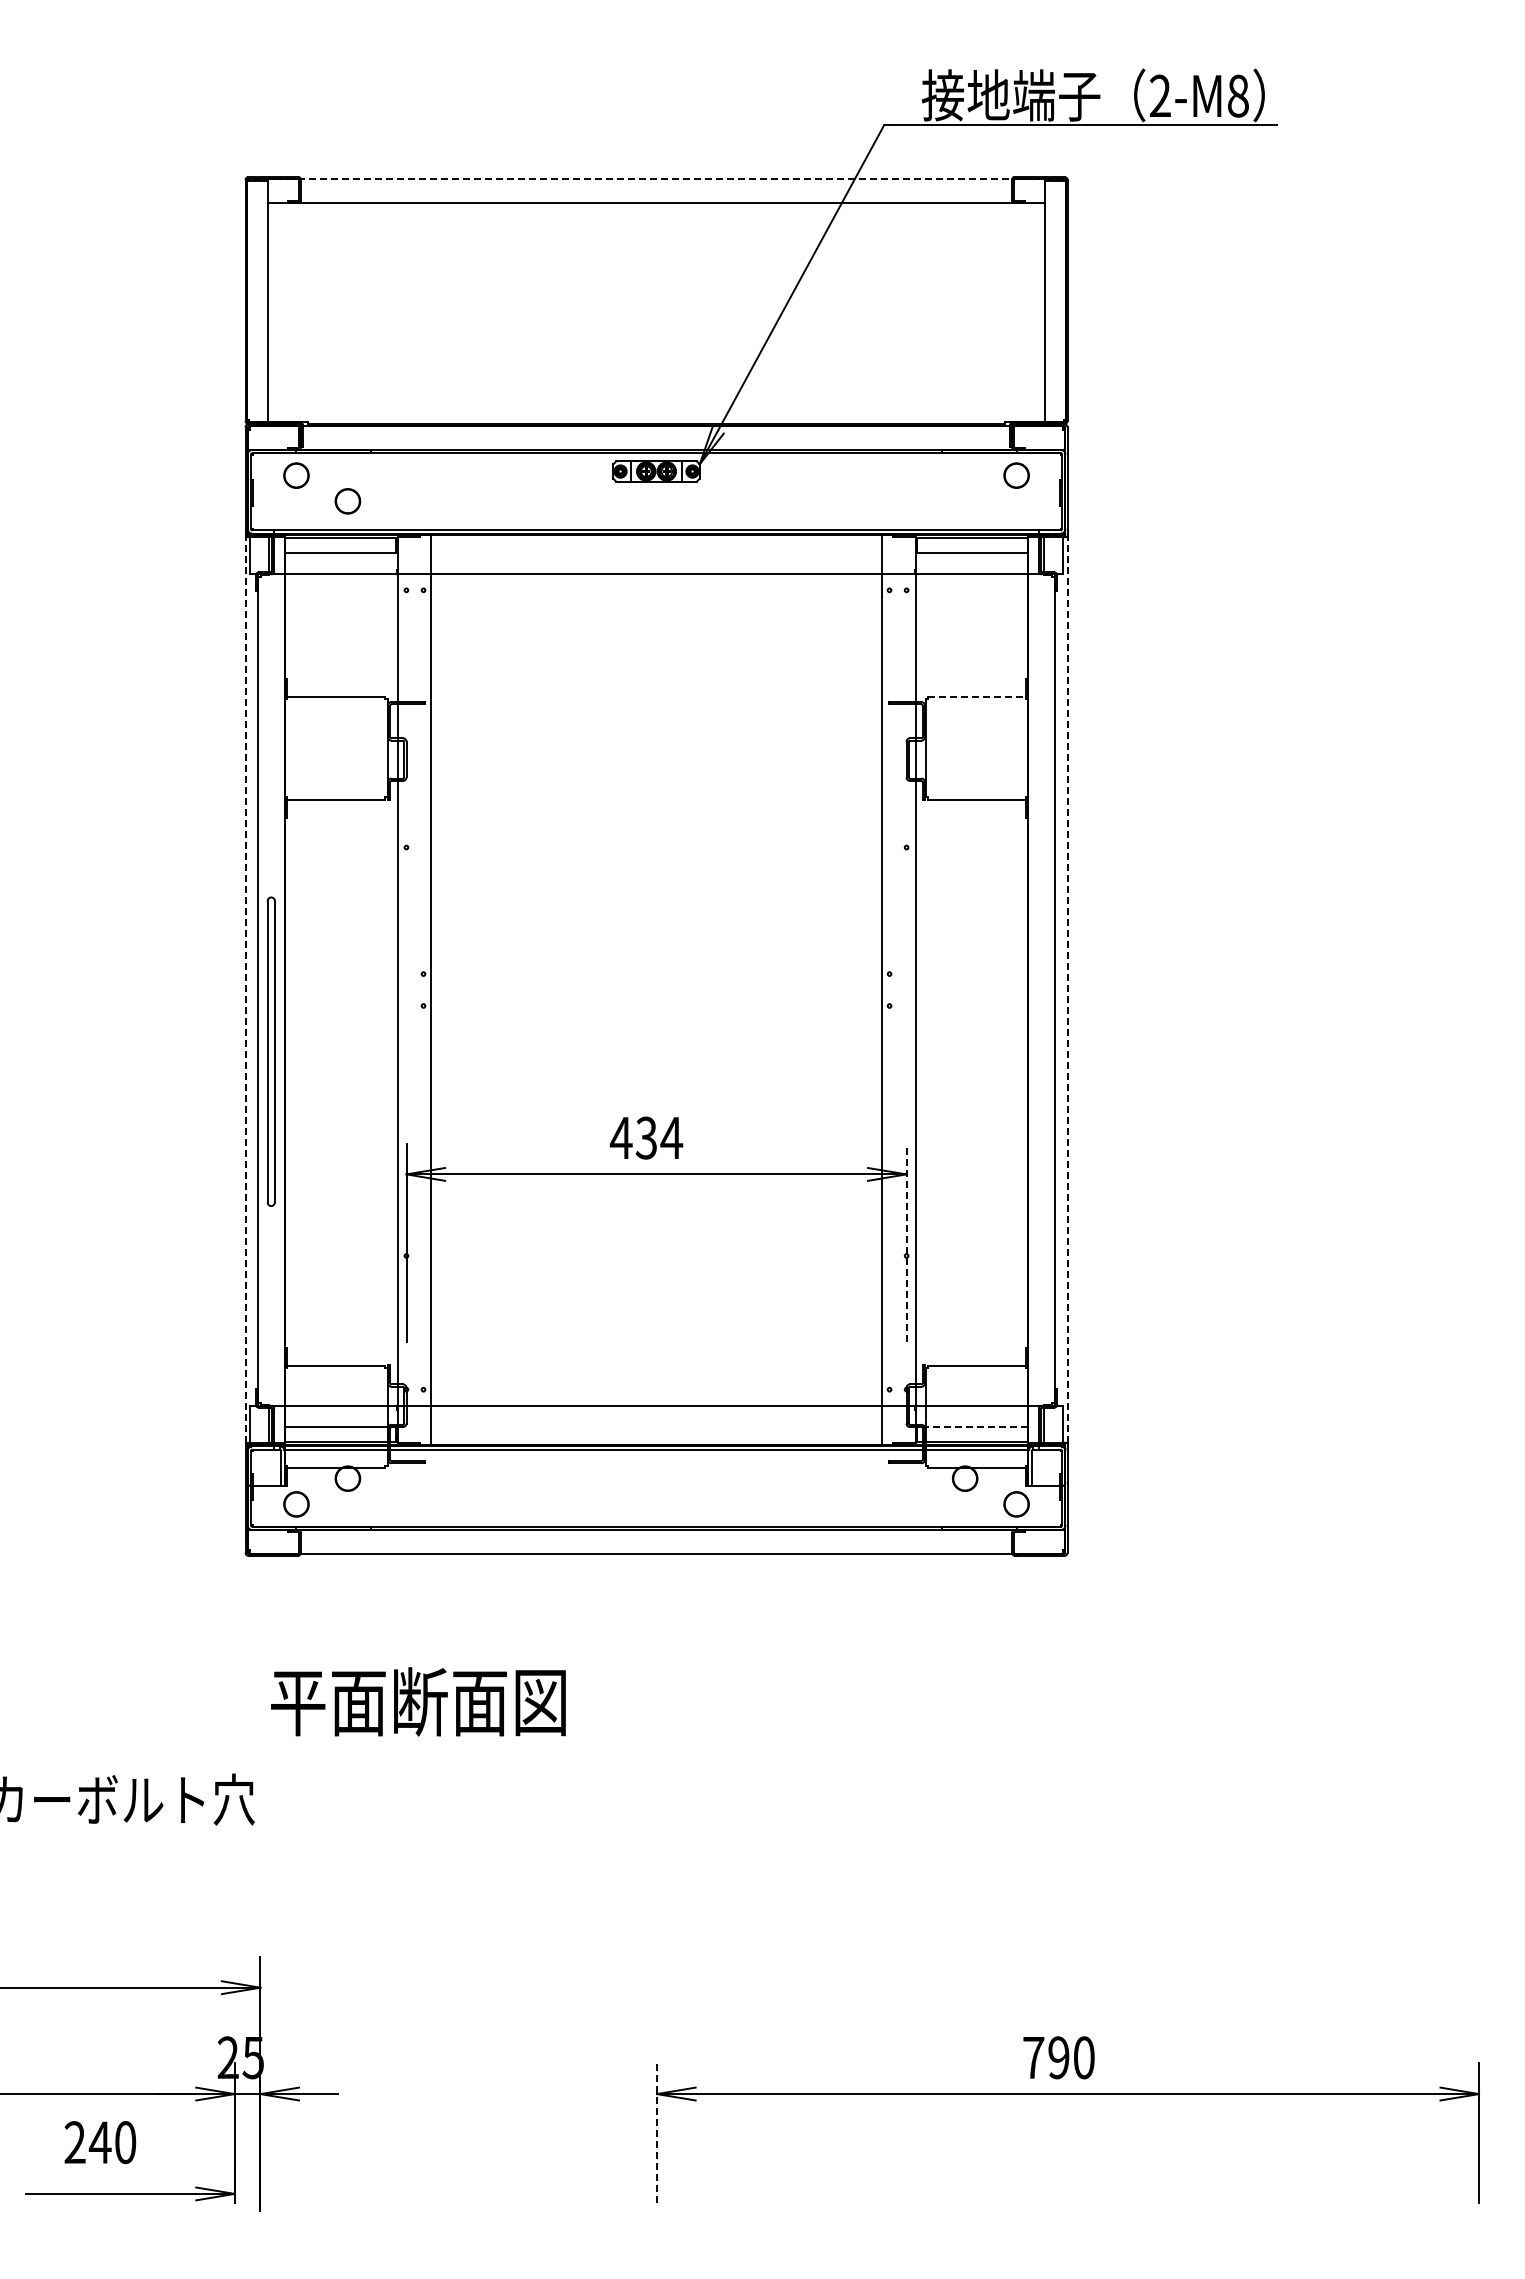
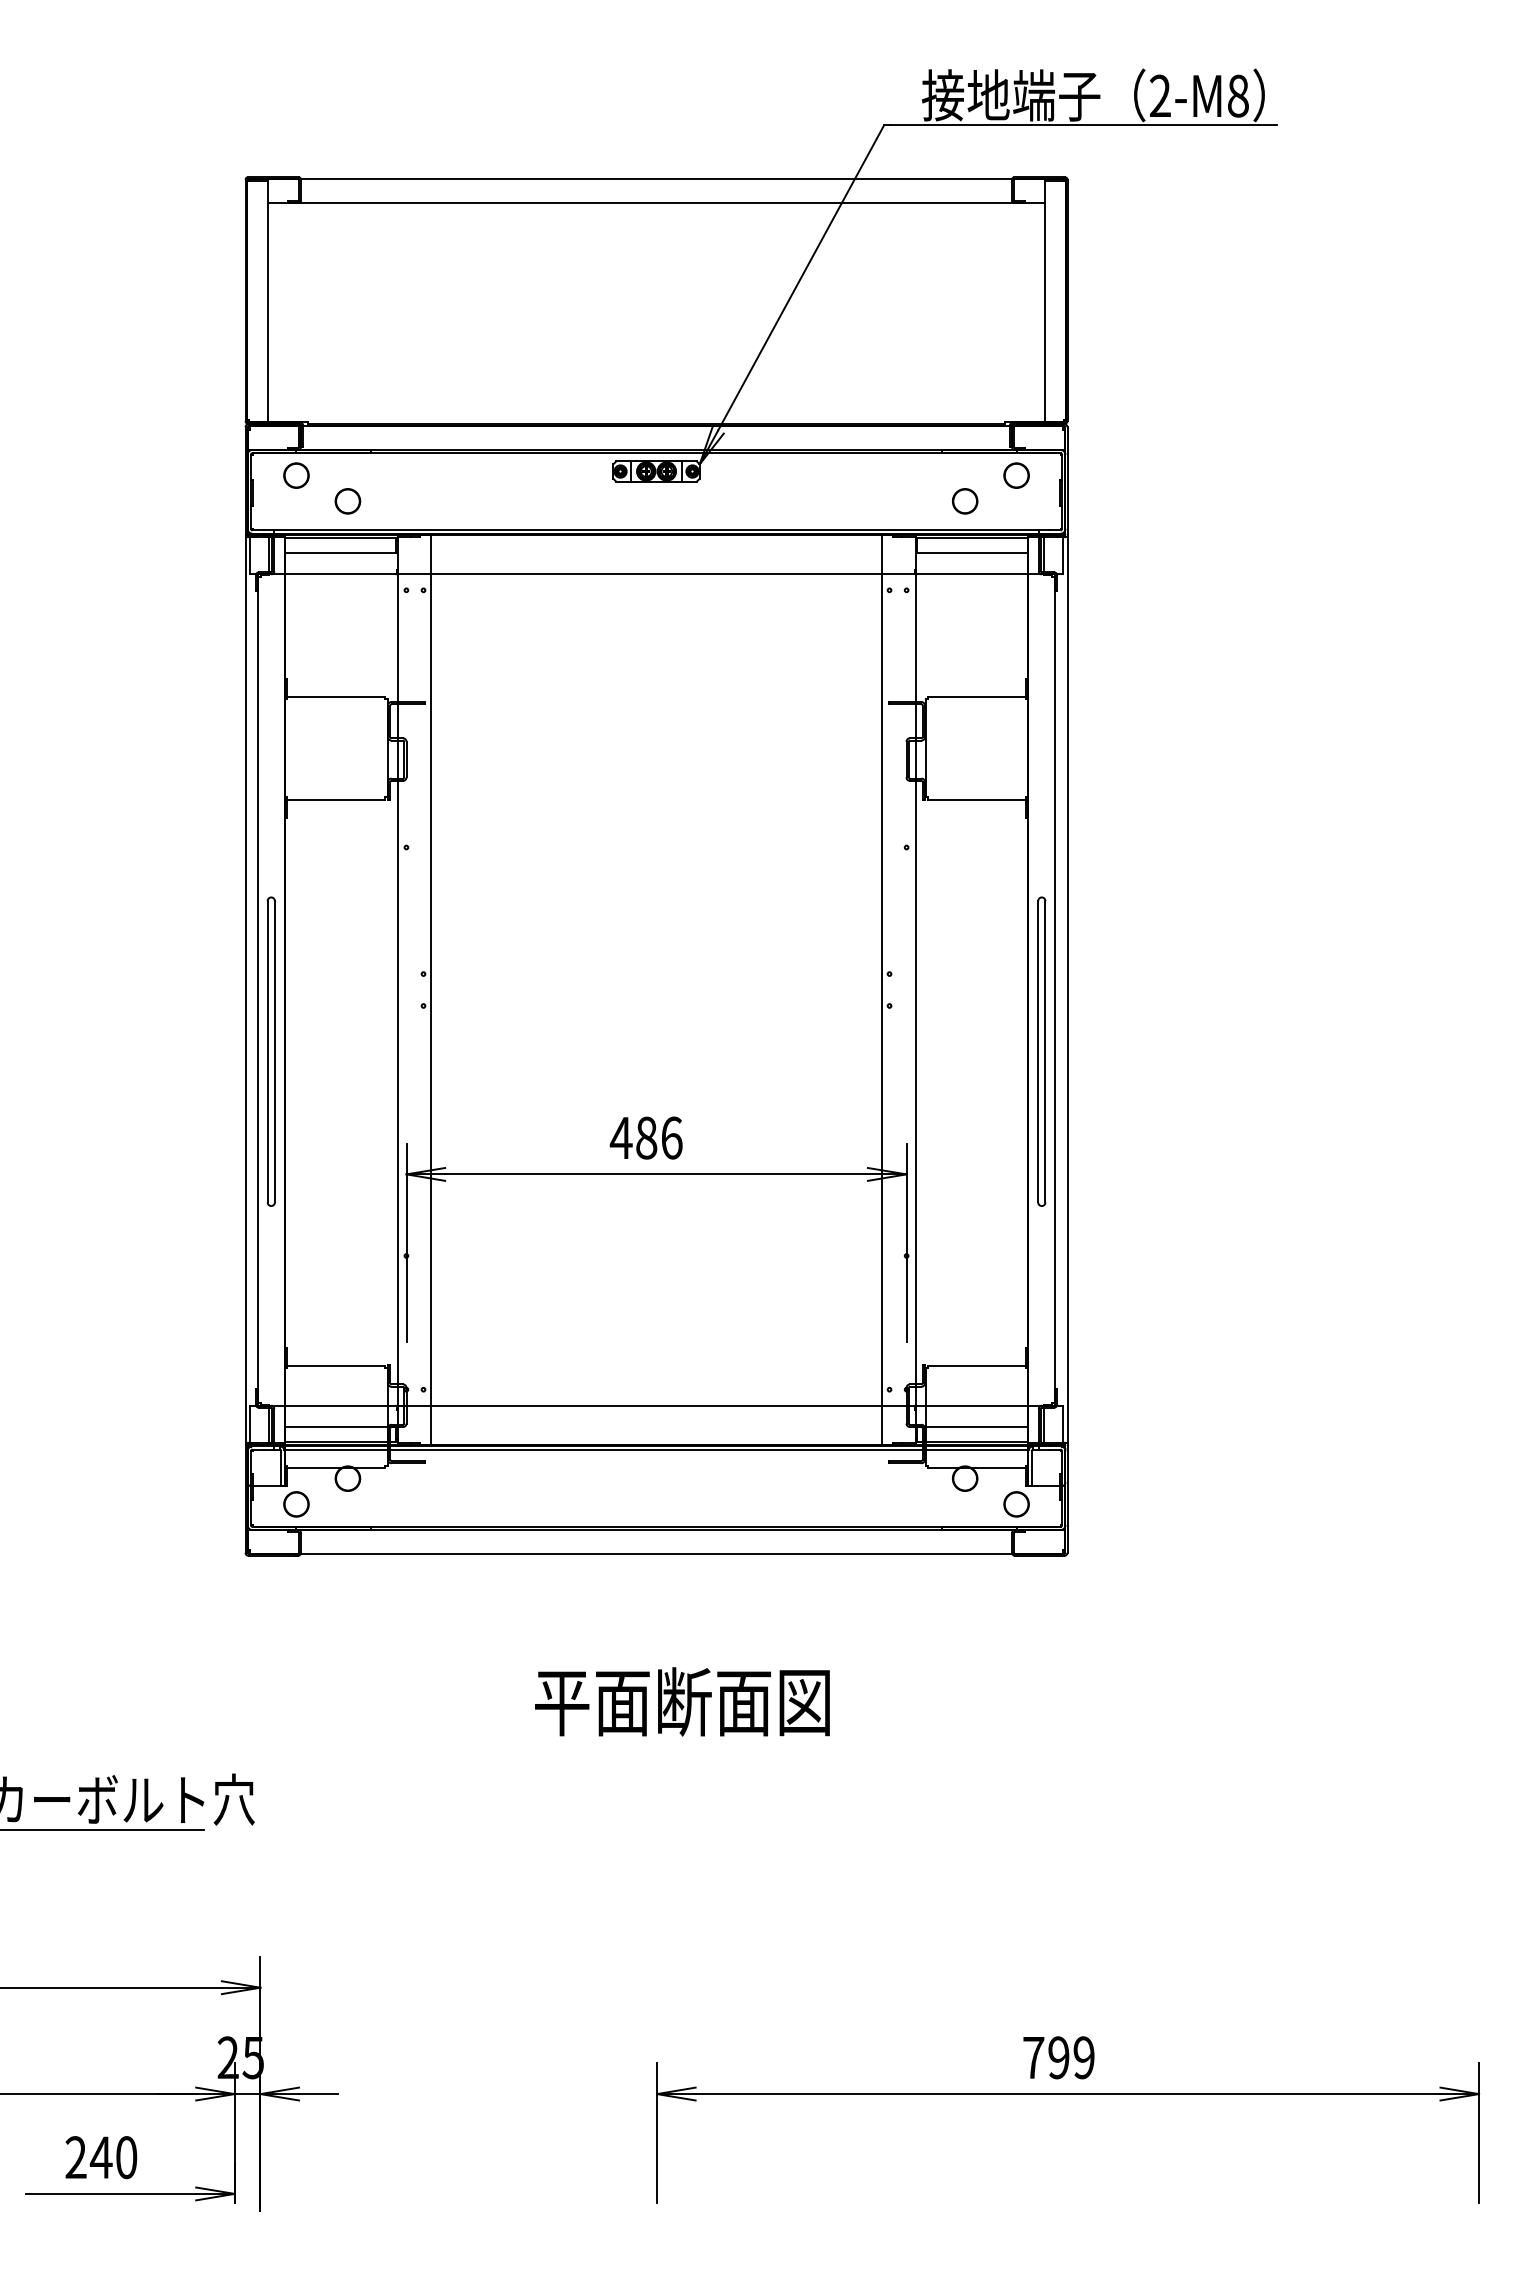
line: dashed -> solid (656, 179)
circle: none -> present (965, 501)
line: dashed -> solid (977, 696)
line: dashed -> solid (245, 990)
line: dashed -> solid (1067, 990)
part: none -> present (1041, 1051)
text: 434 -> 486 (659, 1137)
line: dashed -> solid (906, 1242)
line: dashed -> solid (972, 1426)
text position: (418, 1701) -> (682, 1701) (682, 1701)
line: none -> present (103, 1829)
text: 790 -> 799 (1083, 2057)
line: dashed -> solid (657, 2133)
text position: (100, 2142) -> (101, 2157) (101, 2157)
